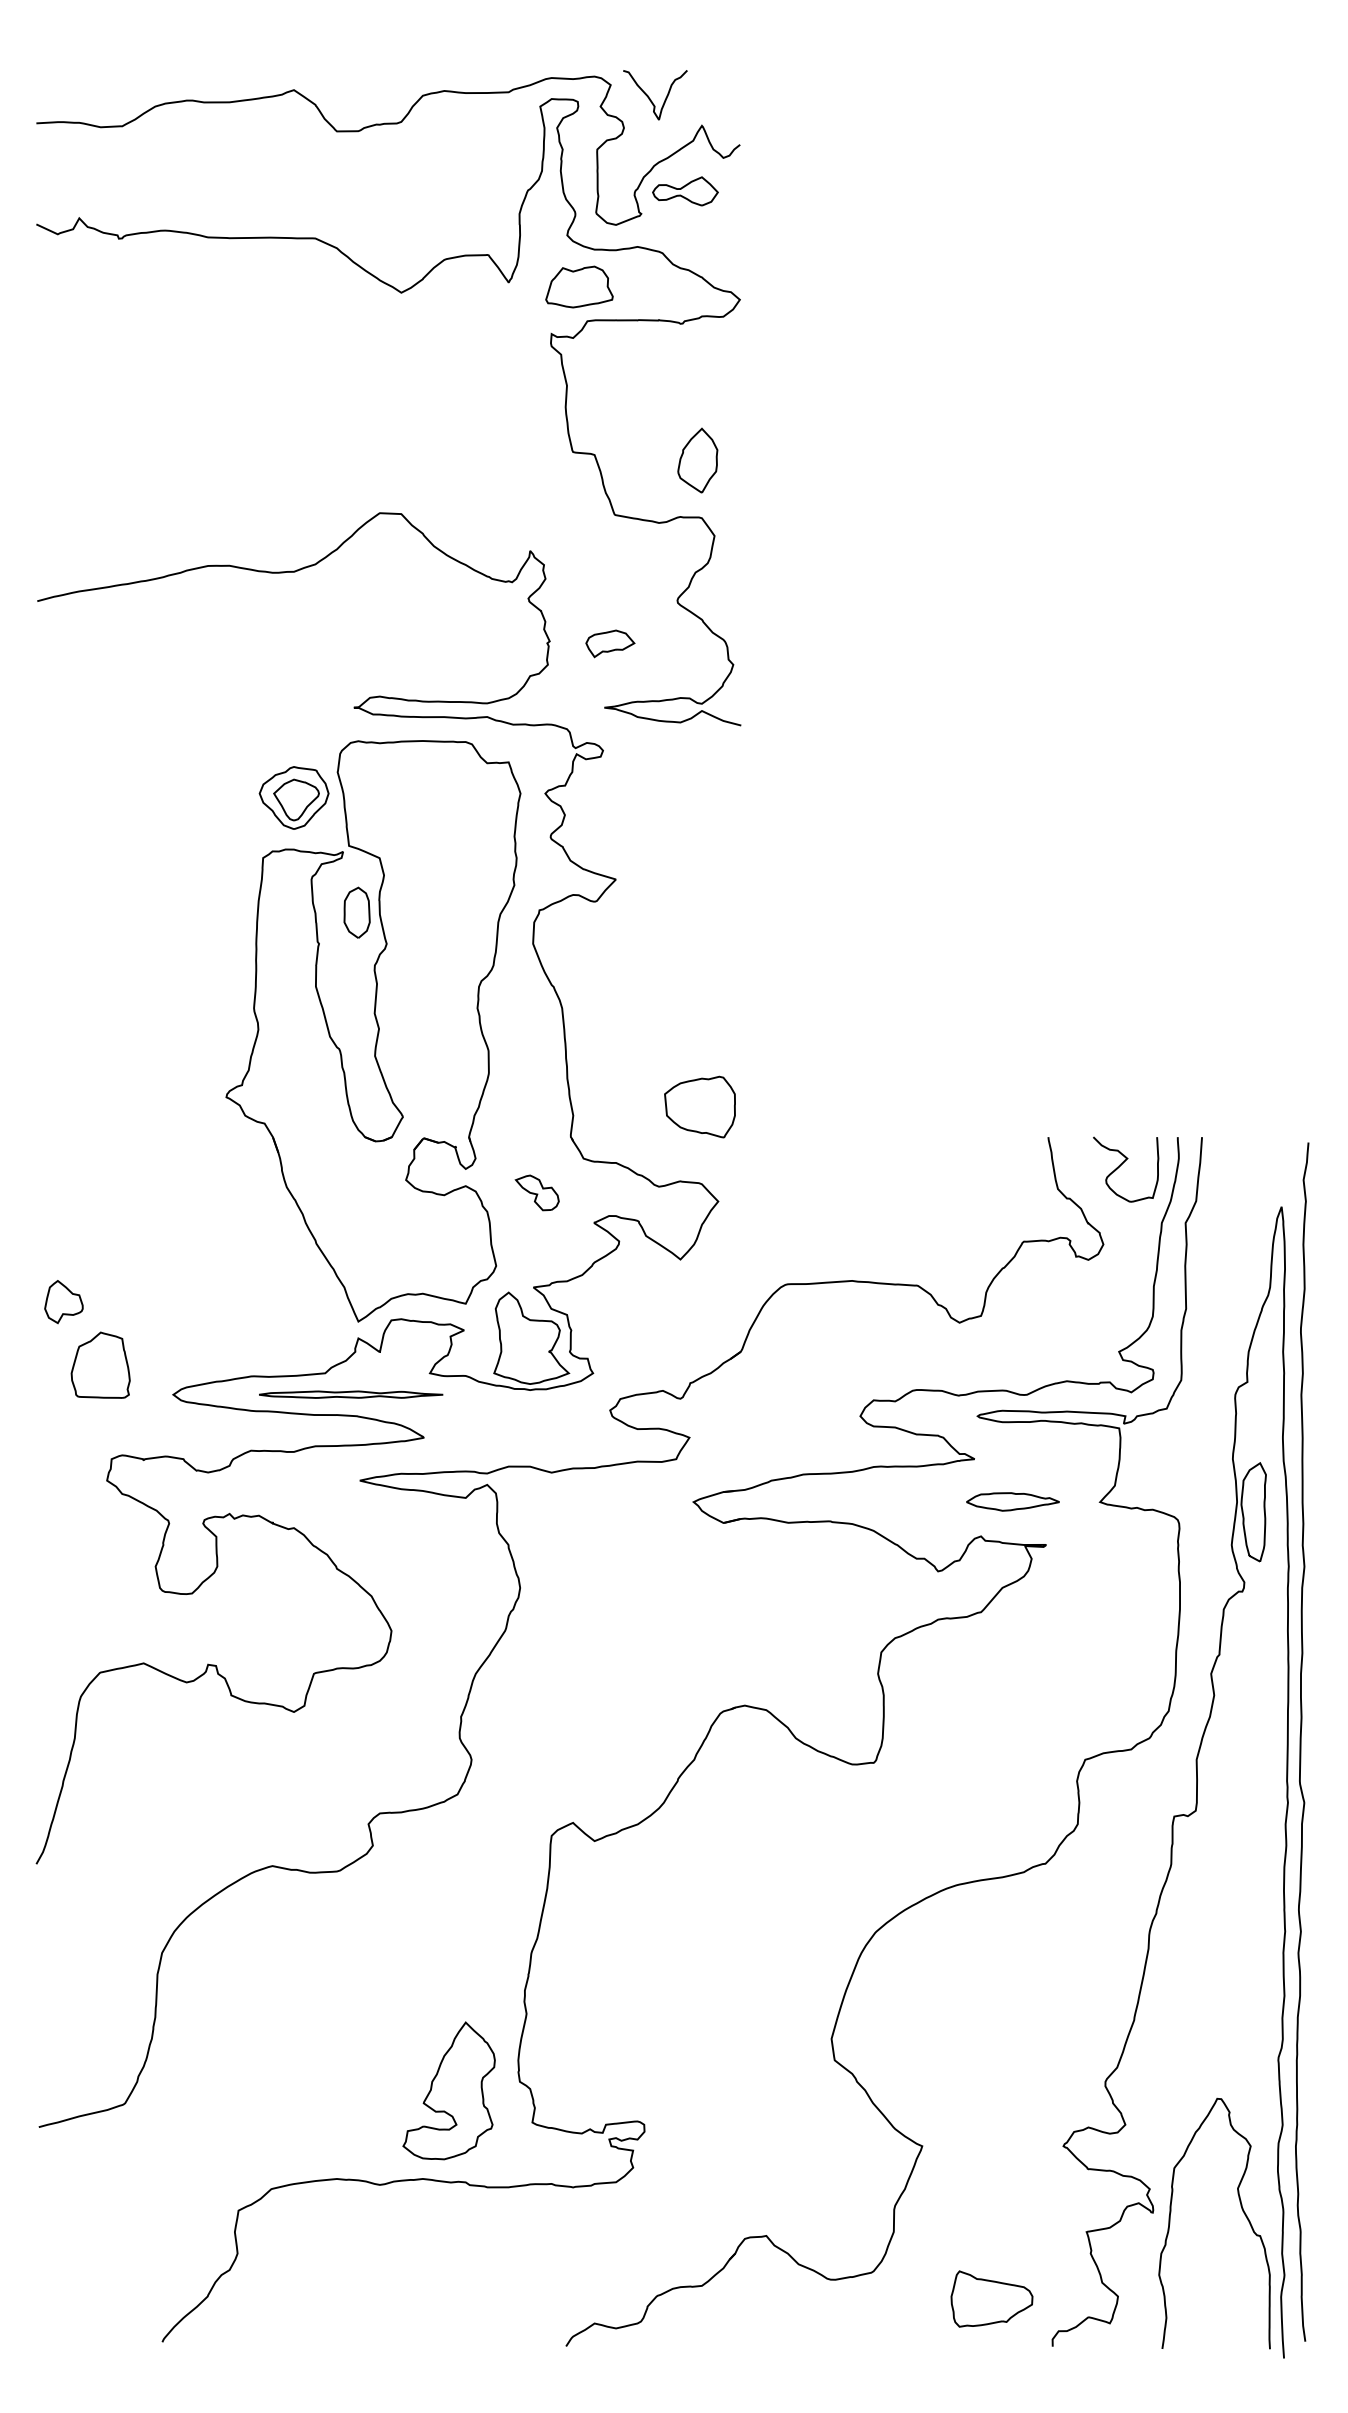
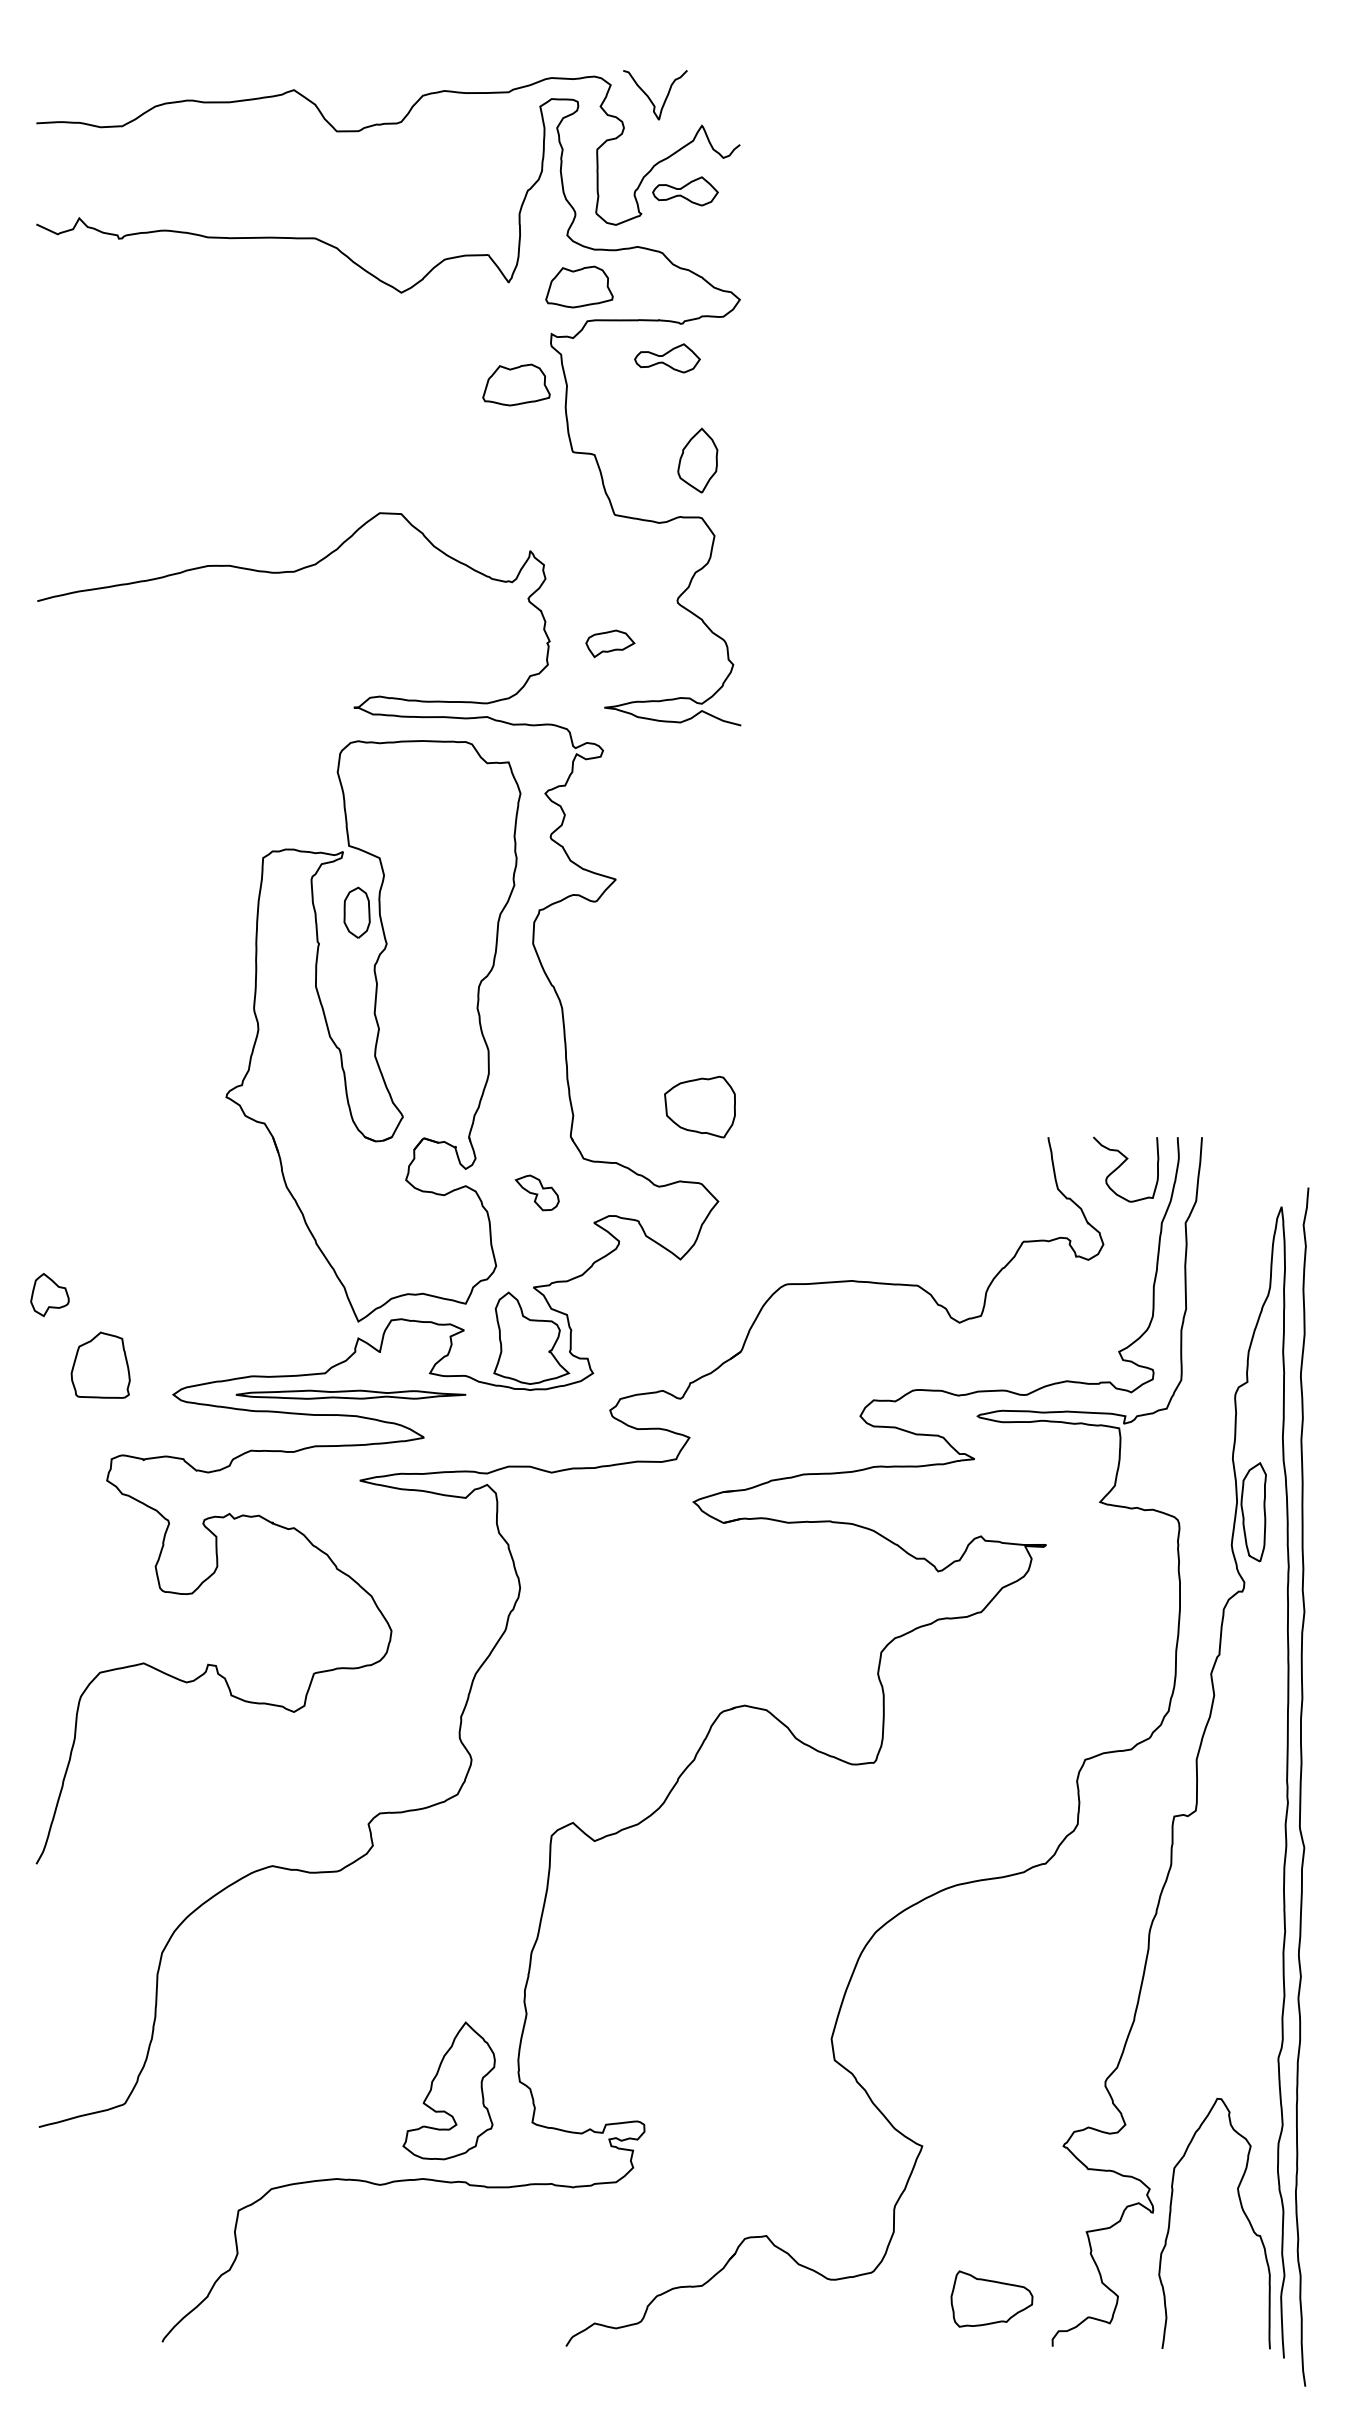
part: none -> present (667, 358)
part: none -> present (516, 384)
part: present -> none (293, 797)
part position: (63, 1302) -> (49, 1295) (49, 1295)
part size: 185x9 px -> 232x11 px (350, 1394)
part: present -> none (1012, 1501)
curve position: (1301, 1741) -> (1301, 1786) (1301, 1786)
